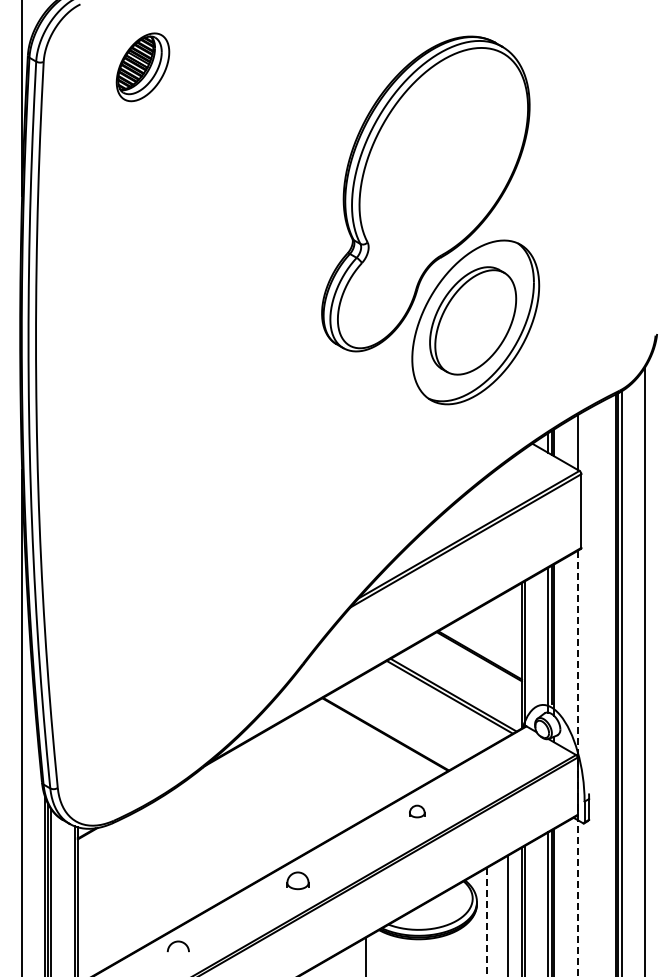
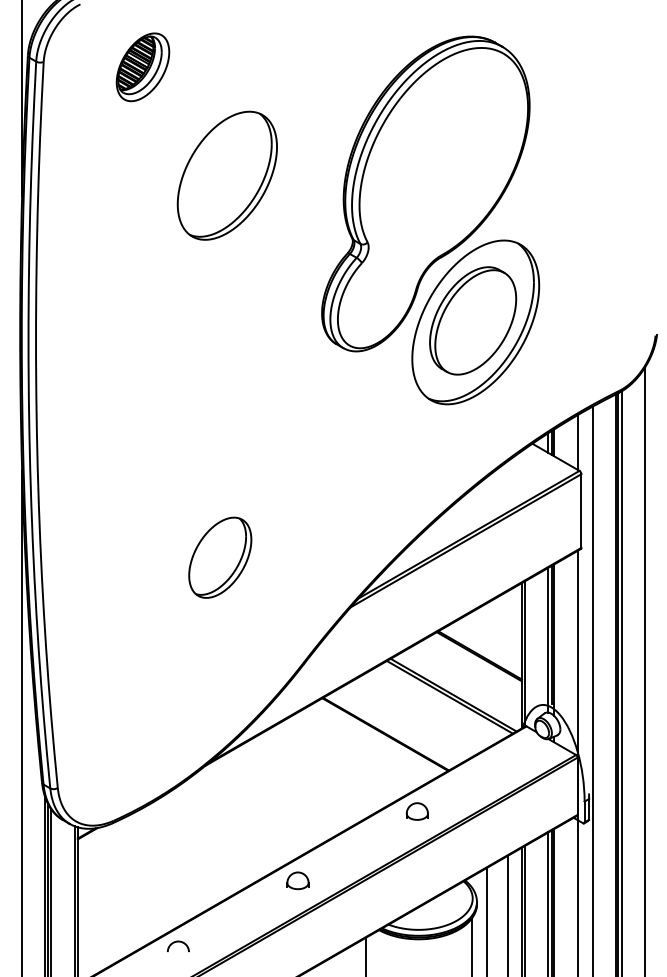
part: none -> present (226, 175)
part: none -> present (220, 557)
line: none -> present (592, 689)
line: dashed -> solid (577, 763)
part size: 17x15 px -> 24x19 px (416, 811)
line: dashed -> solid (486, 922)
line: none -> present (471, 945)
